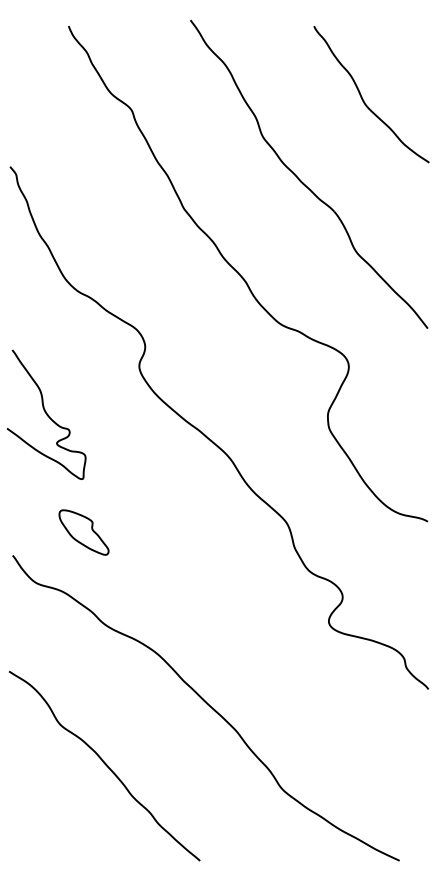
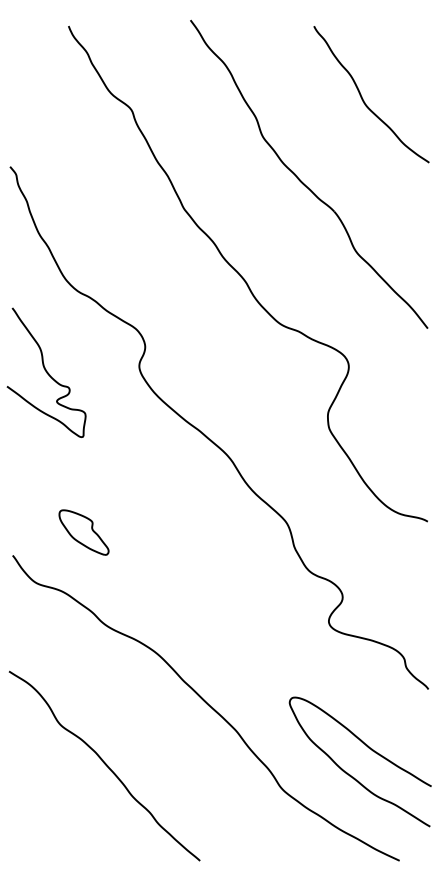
curve position: (46, 414) -> (46, 372) (46, 372)
curve: none -> present (368, 748)
